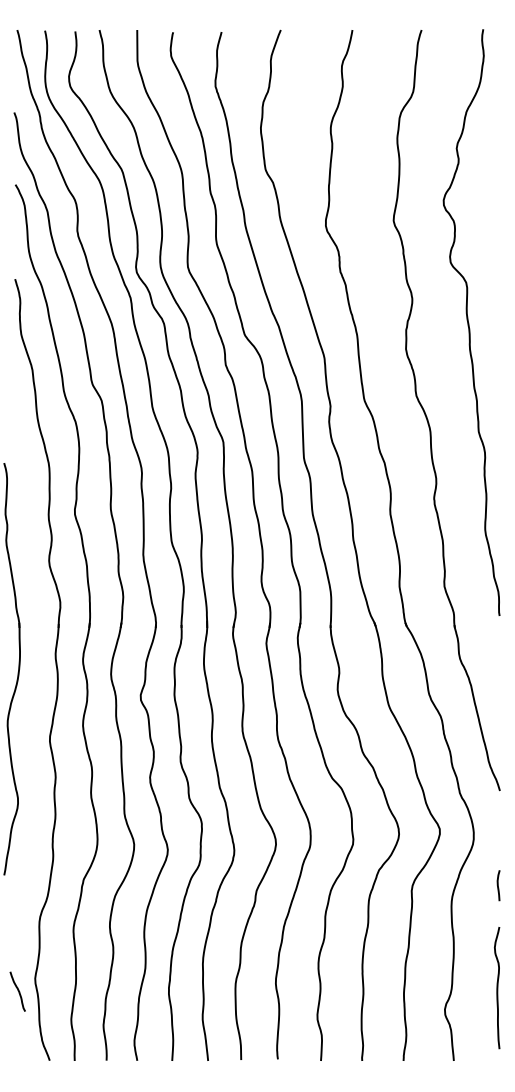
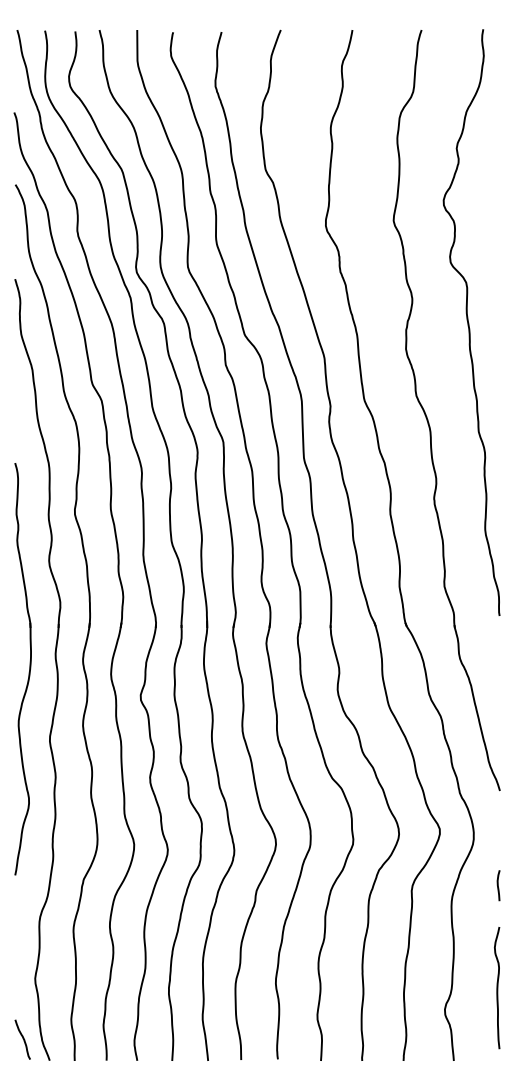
part position: (17, 672) -> (28, 672) (28, 672)
curve position: (17, 990) -> (22, 1038) (22, 1038)
